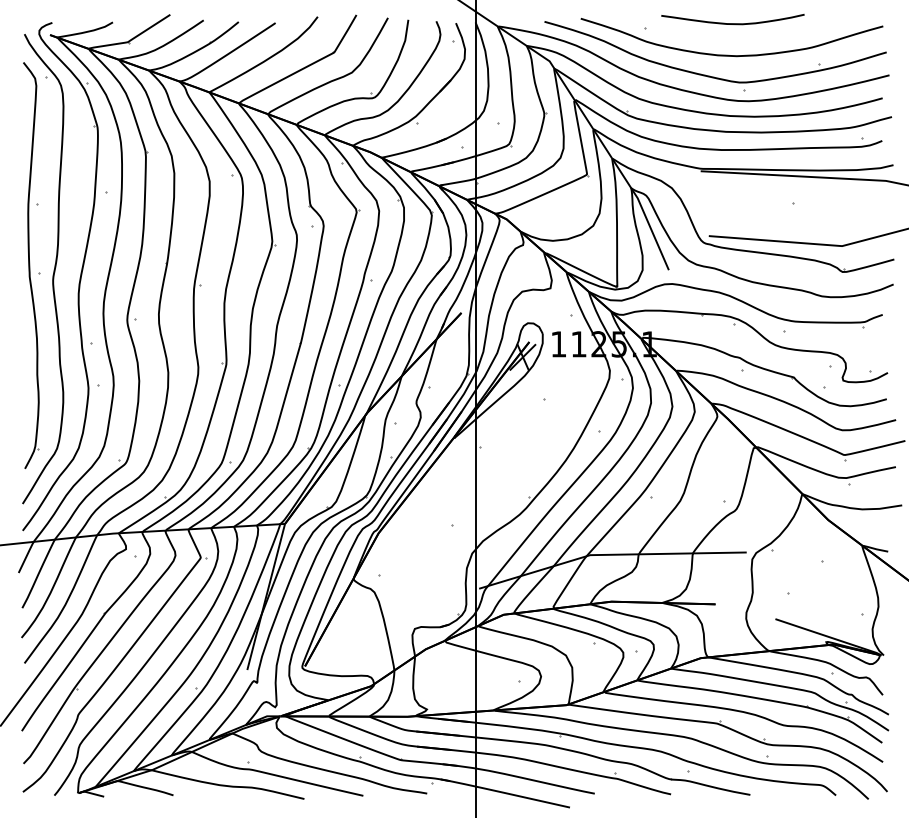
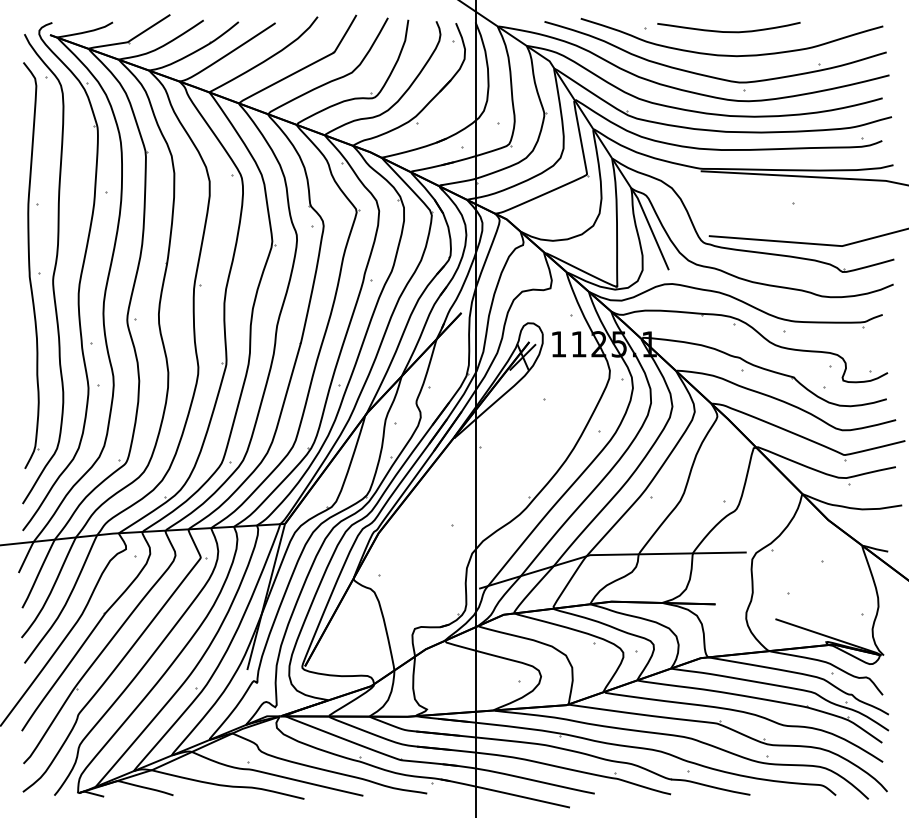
curve position: (732, 23) -> (728, 31) (728, 31)
